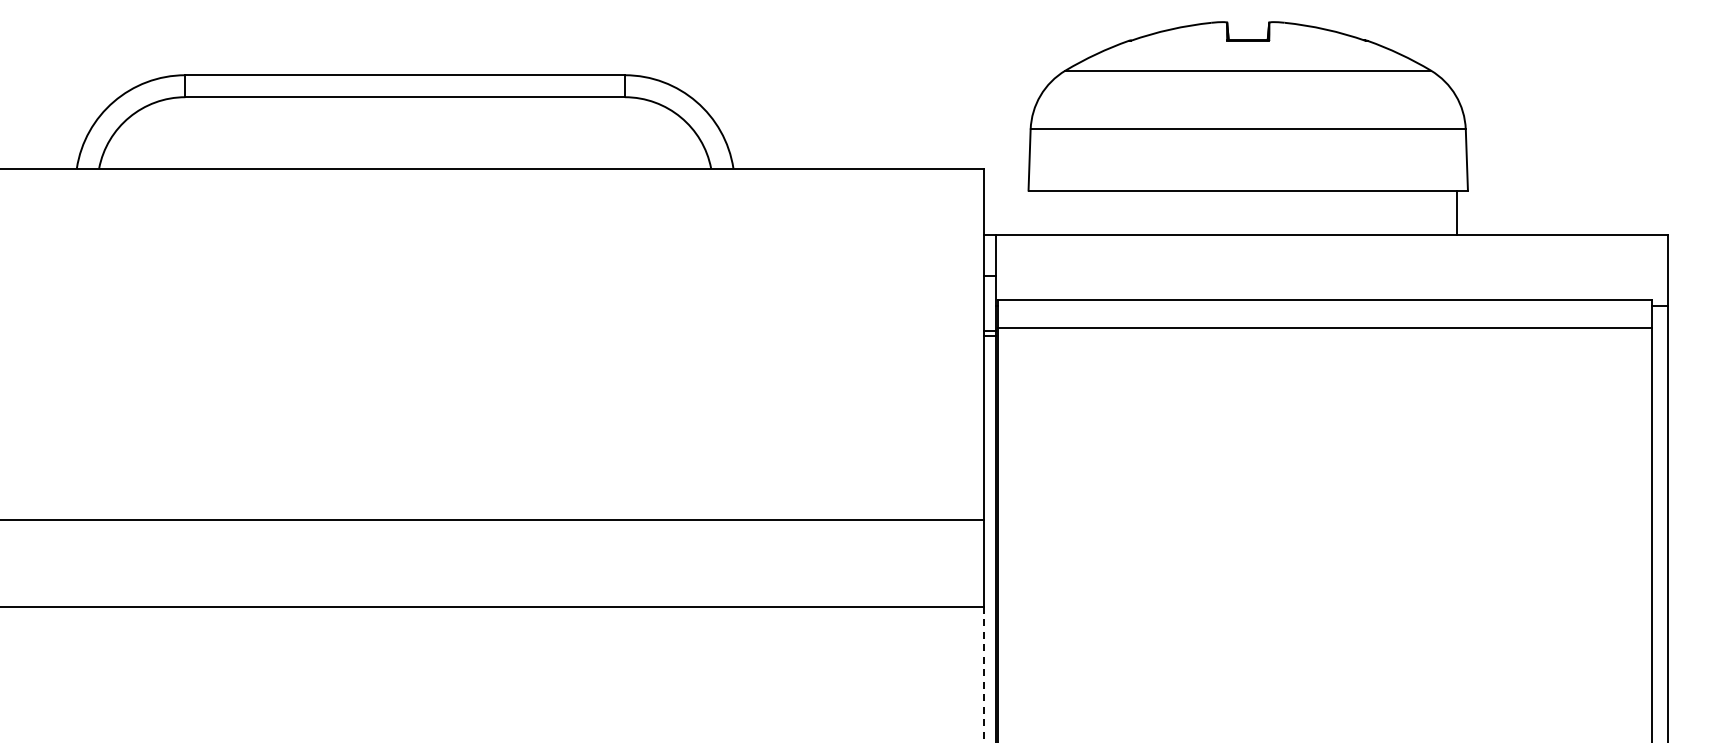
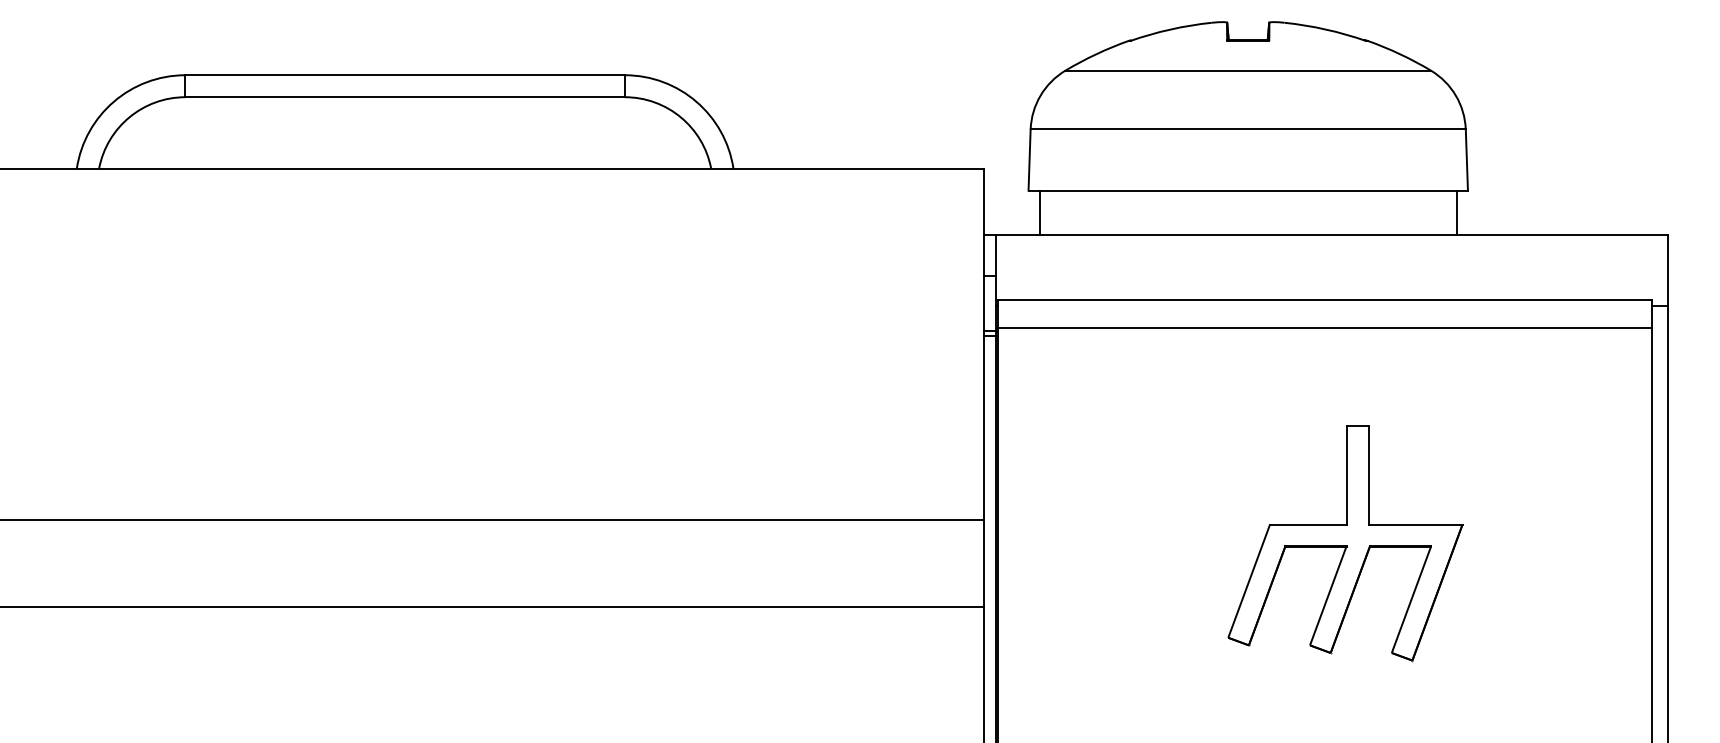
line: none -> present (1039, 212)
part: none -> present (1345, 543)
line: dashed -> solid (984, 674)
